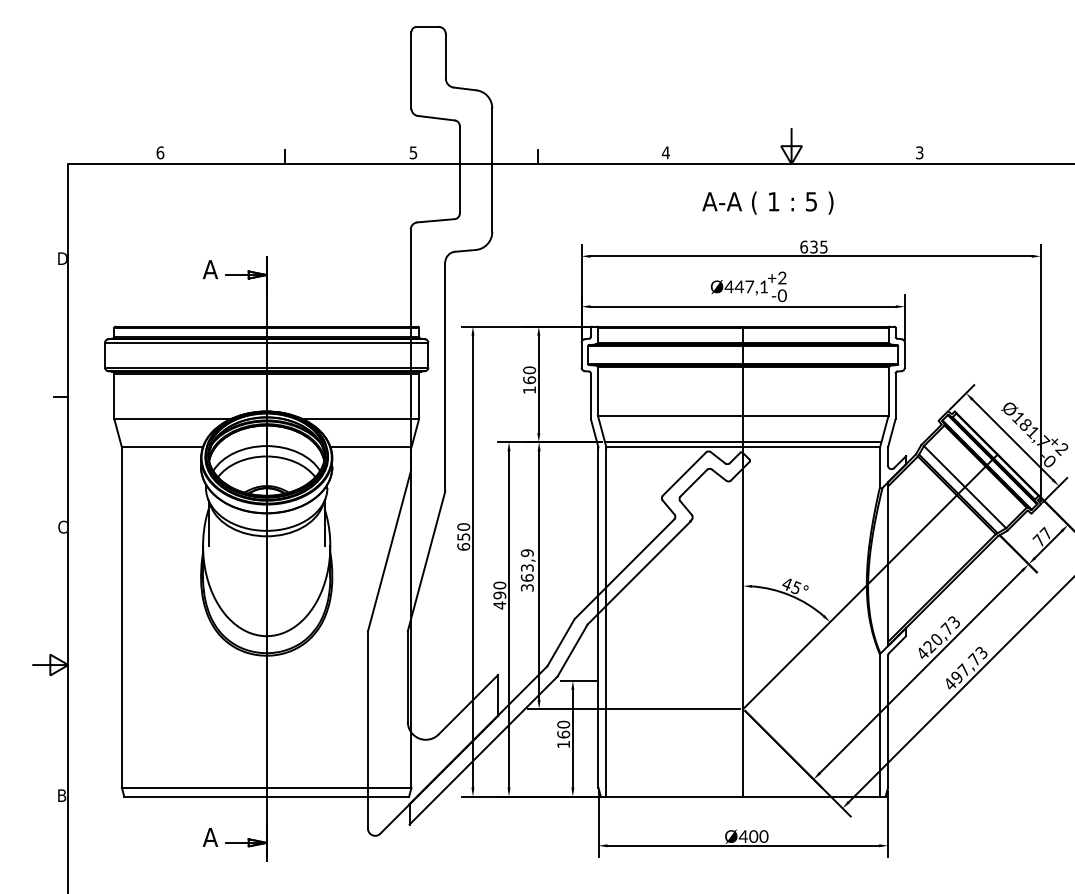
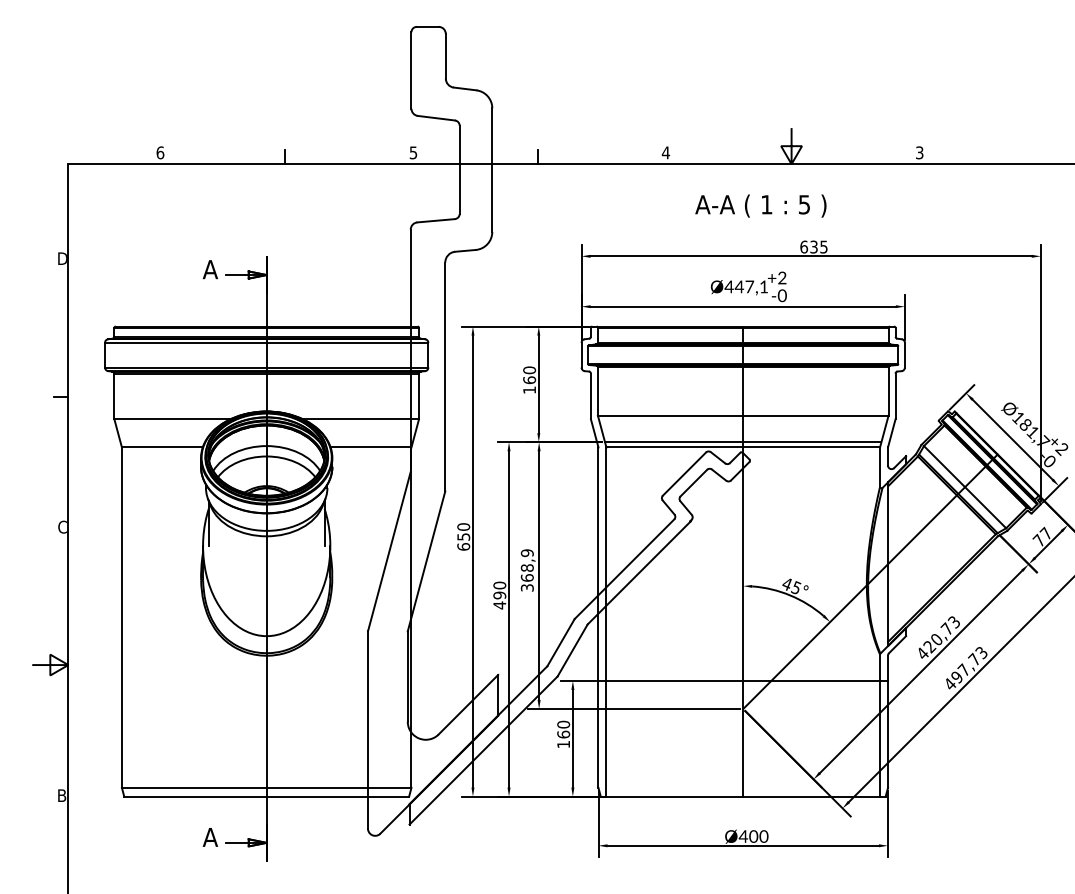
text position: (767, 202) -> (760, 205) (760, 205)
text: 363,9 -> 368,9 (527, 567)
line: none -> present (743, 680)
